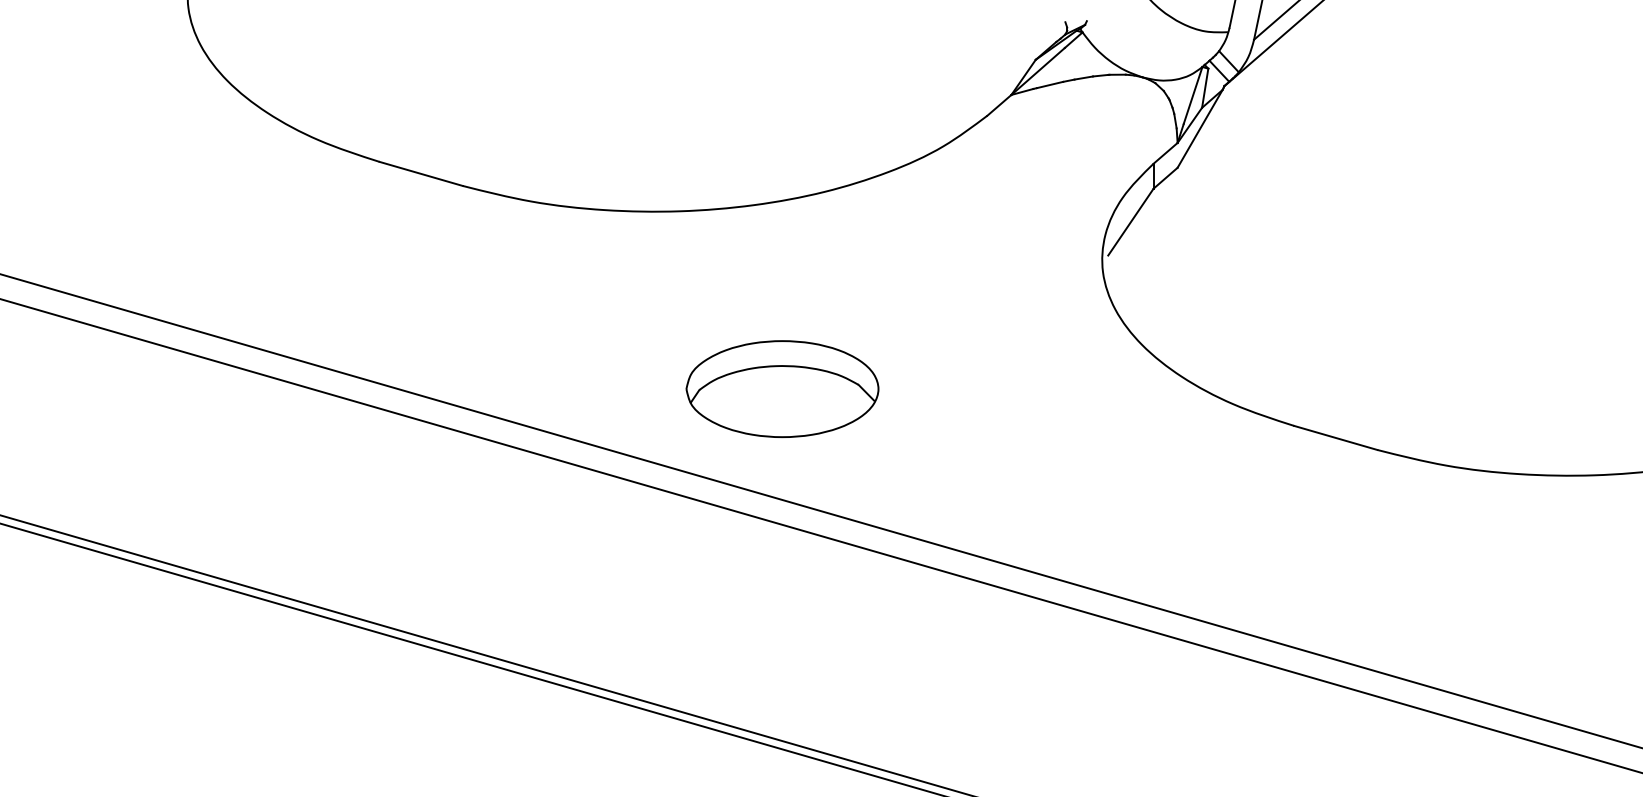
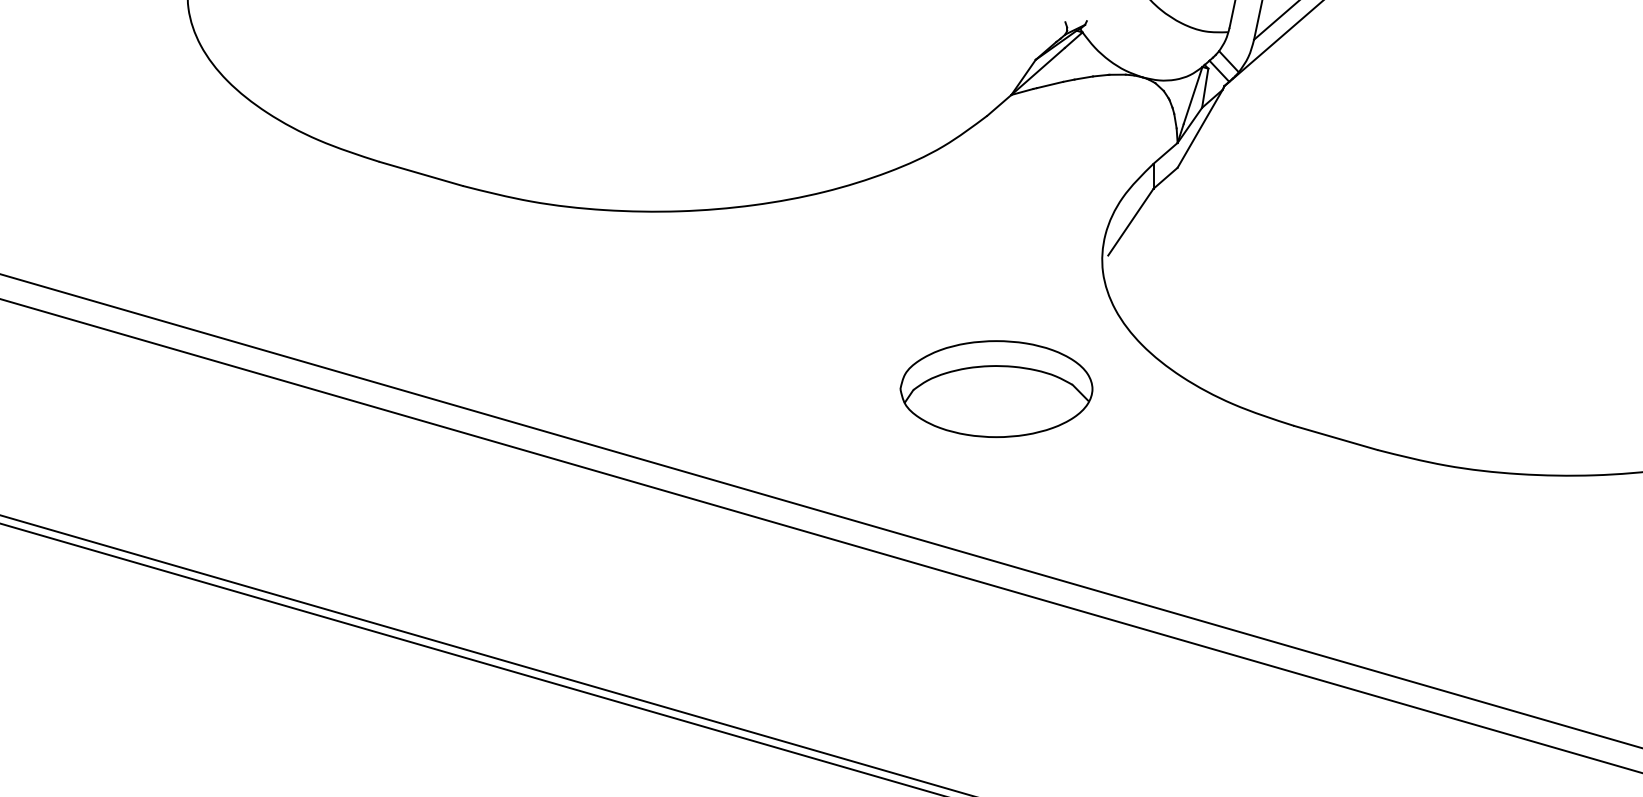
part position: (782, 389) -> (996, 389) (996, 389)
